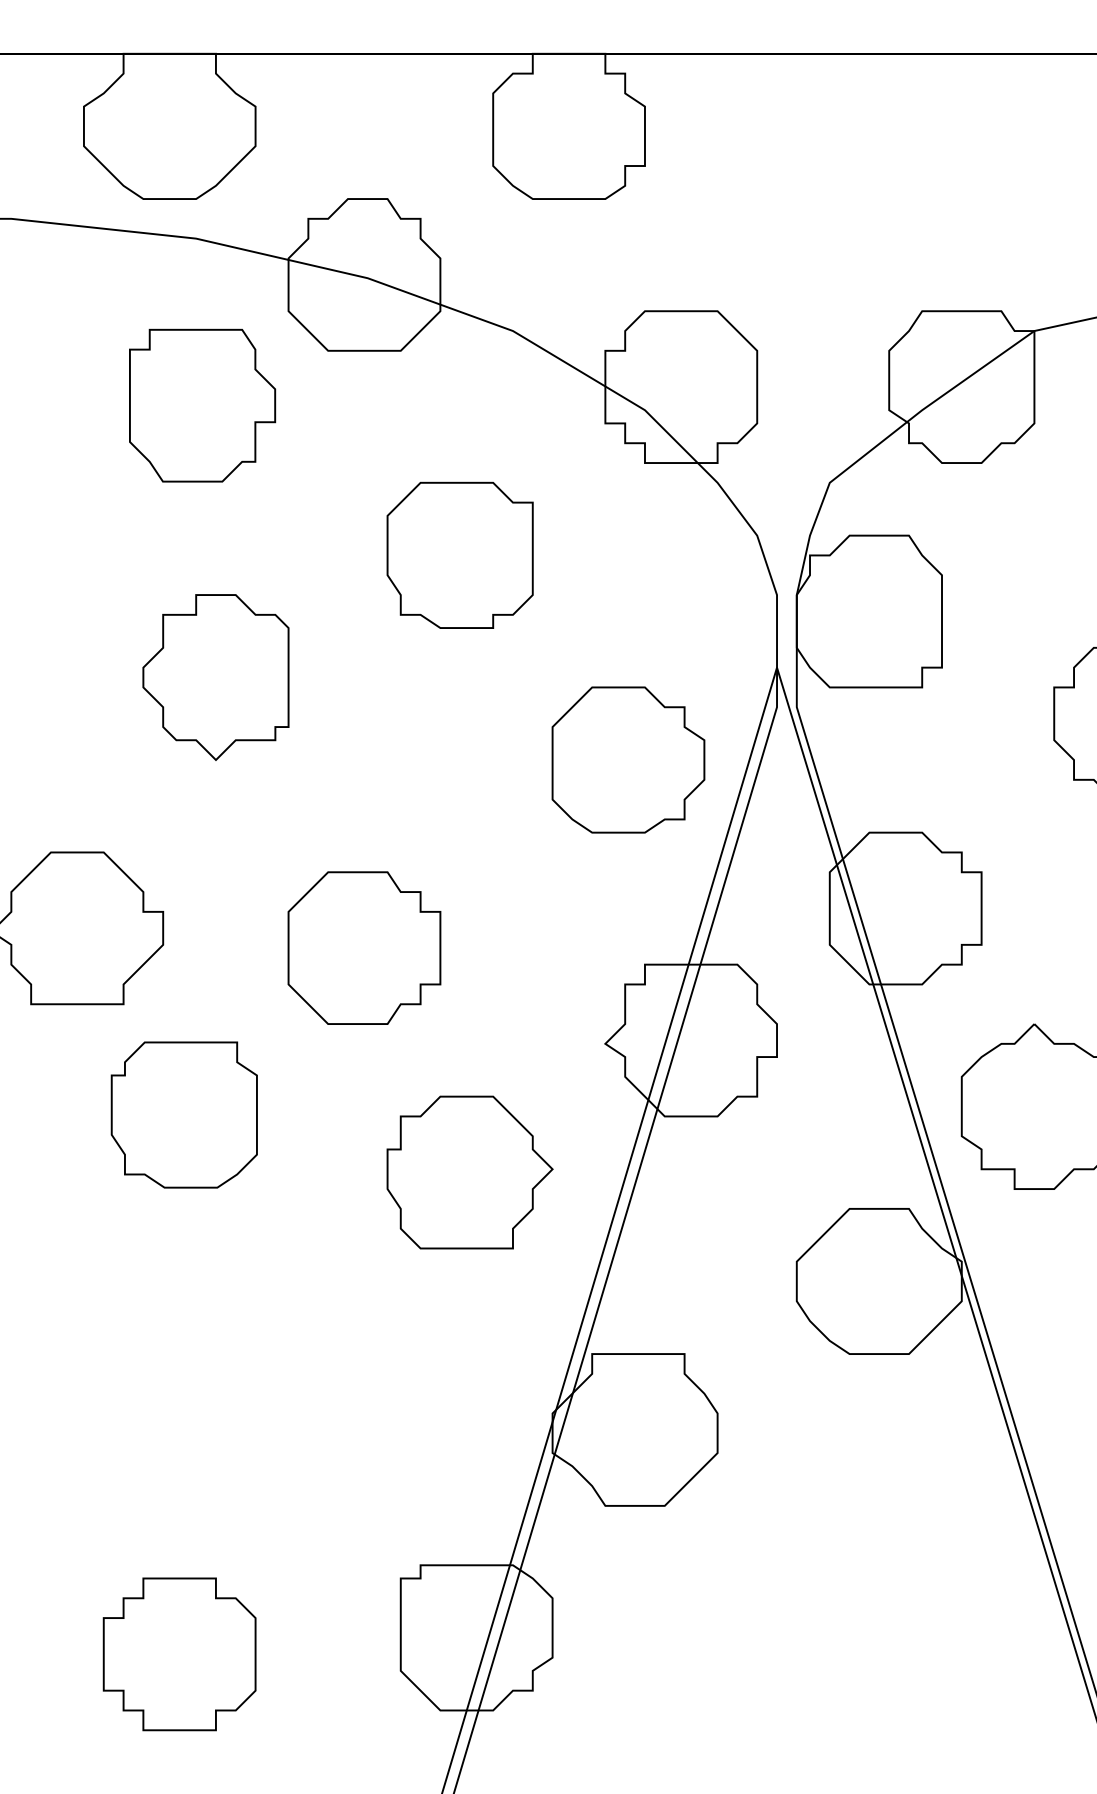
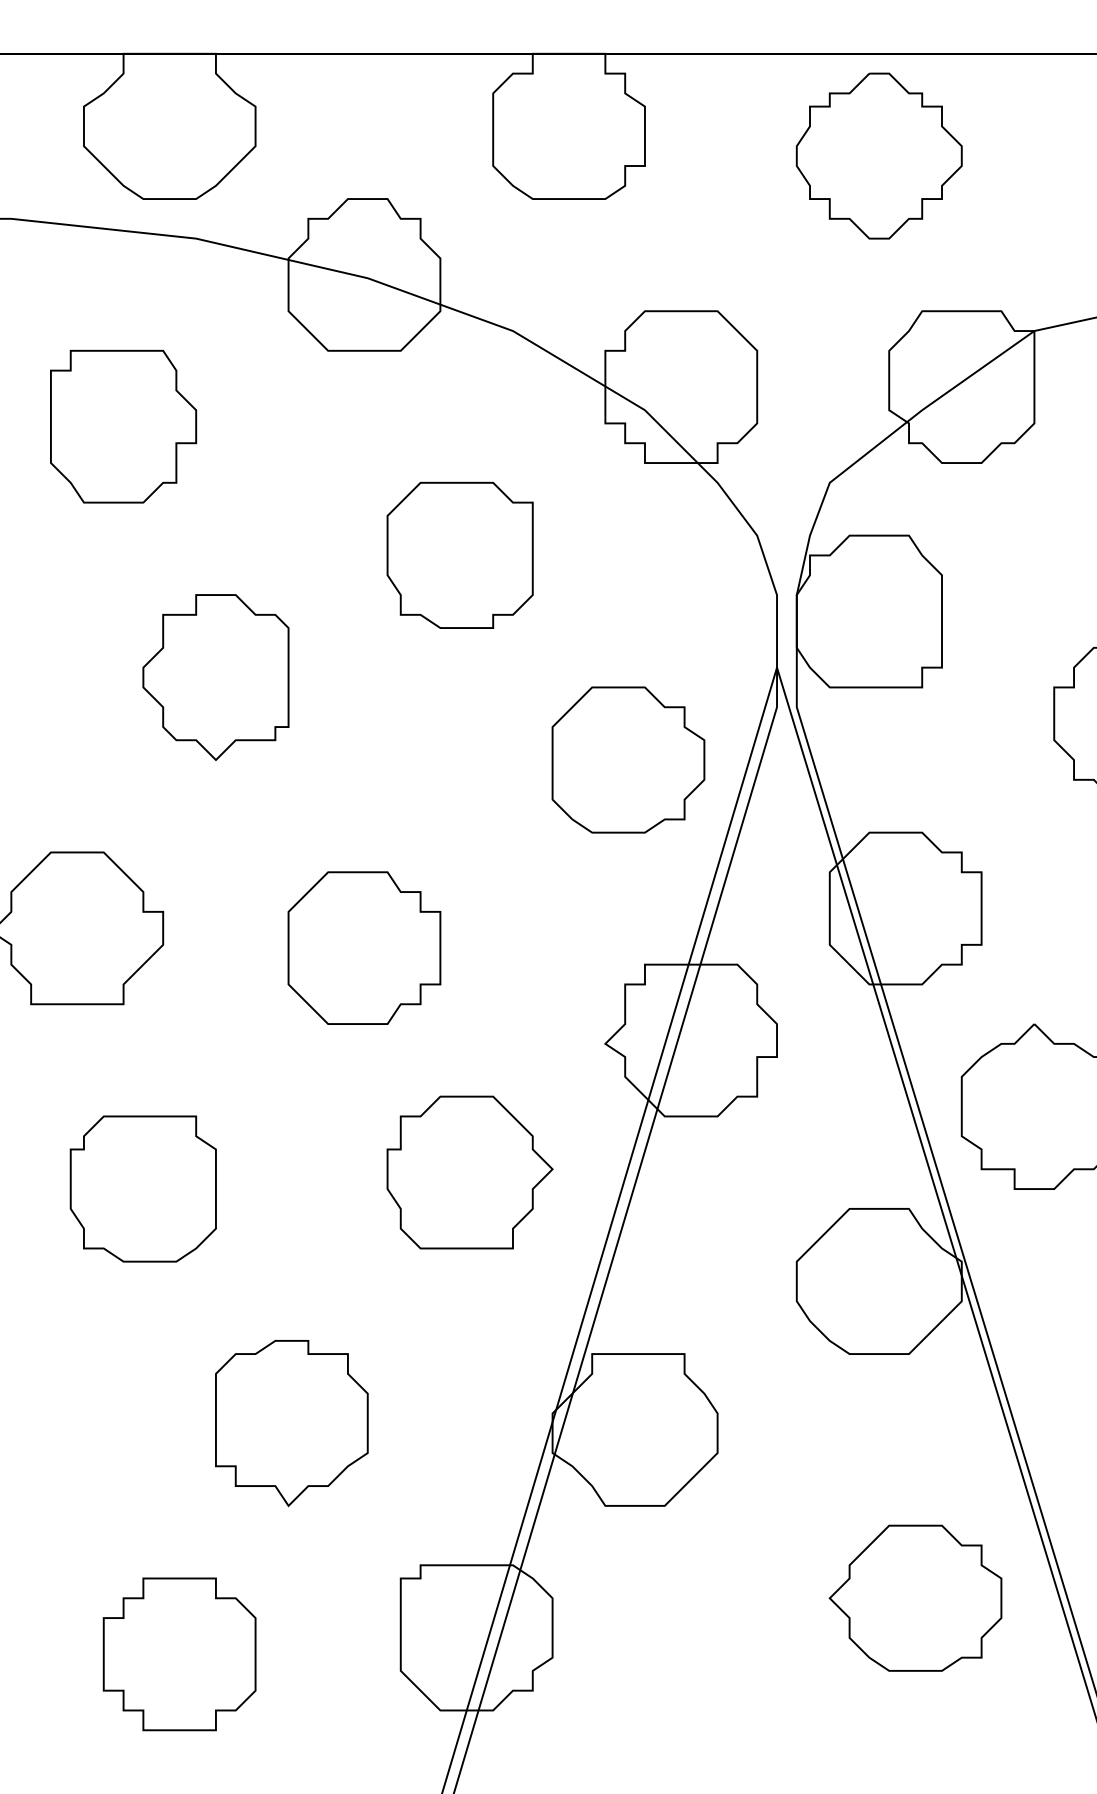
part: none -> present (878, 155)
part position: (202, 405) -> (123, 426) (123, 426)
part position: (183, 1114) -> (142, 1188) (142, 1188)
part: none -> present (291, 1423)
part: none -> present (915, 1597)
